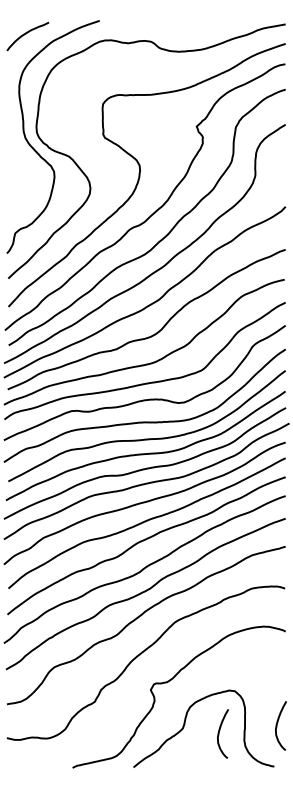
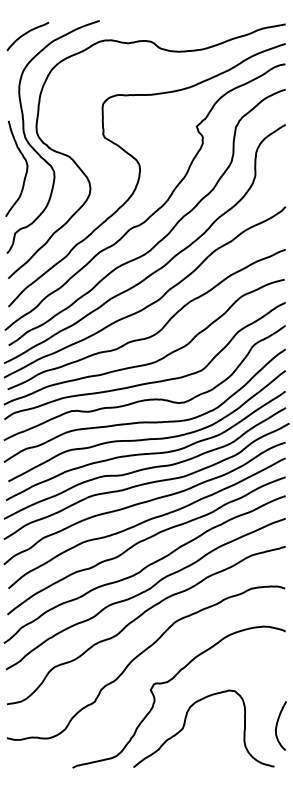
curve: none -> present (25, 172)
curve: present -> none (219, 733)
